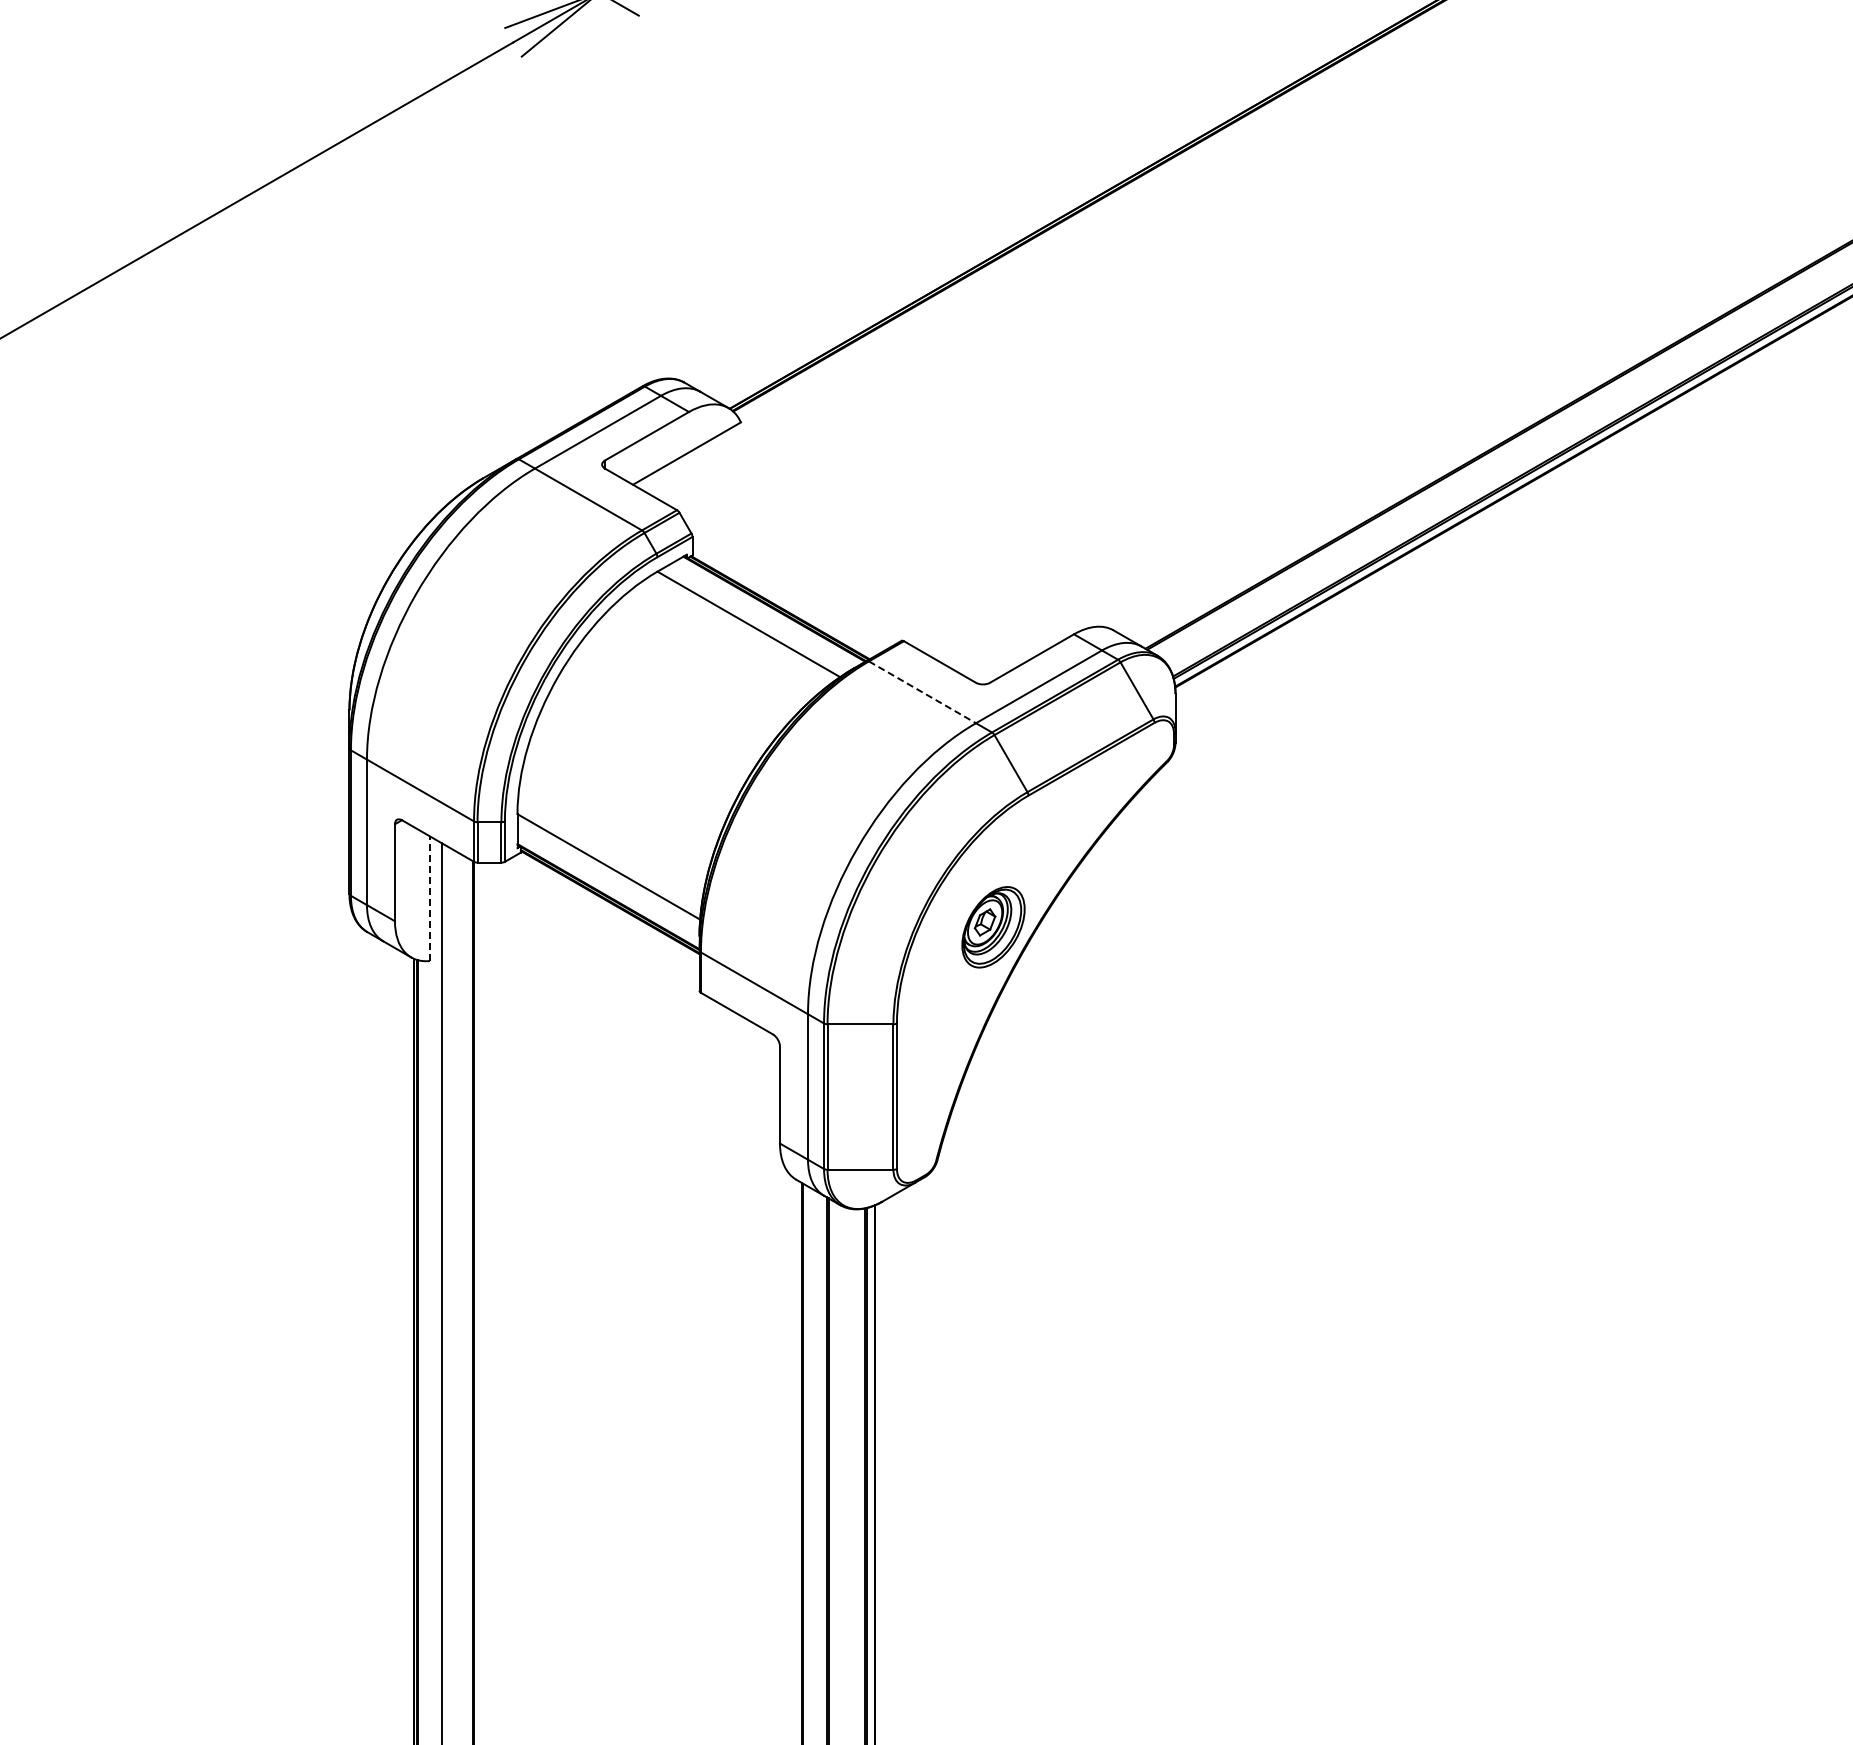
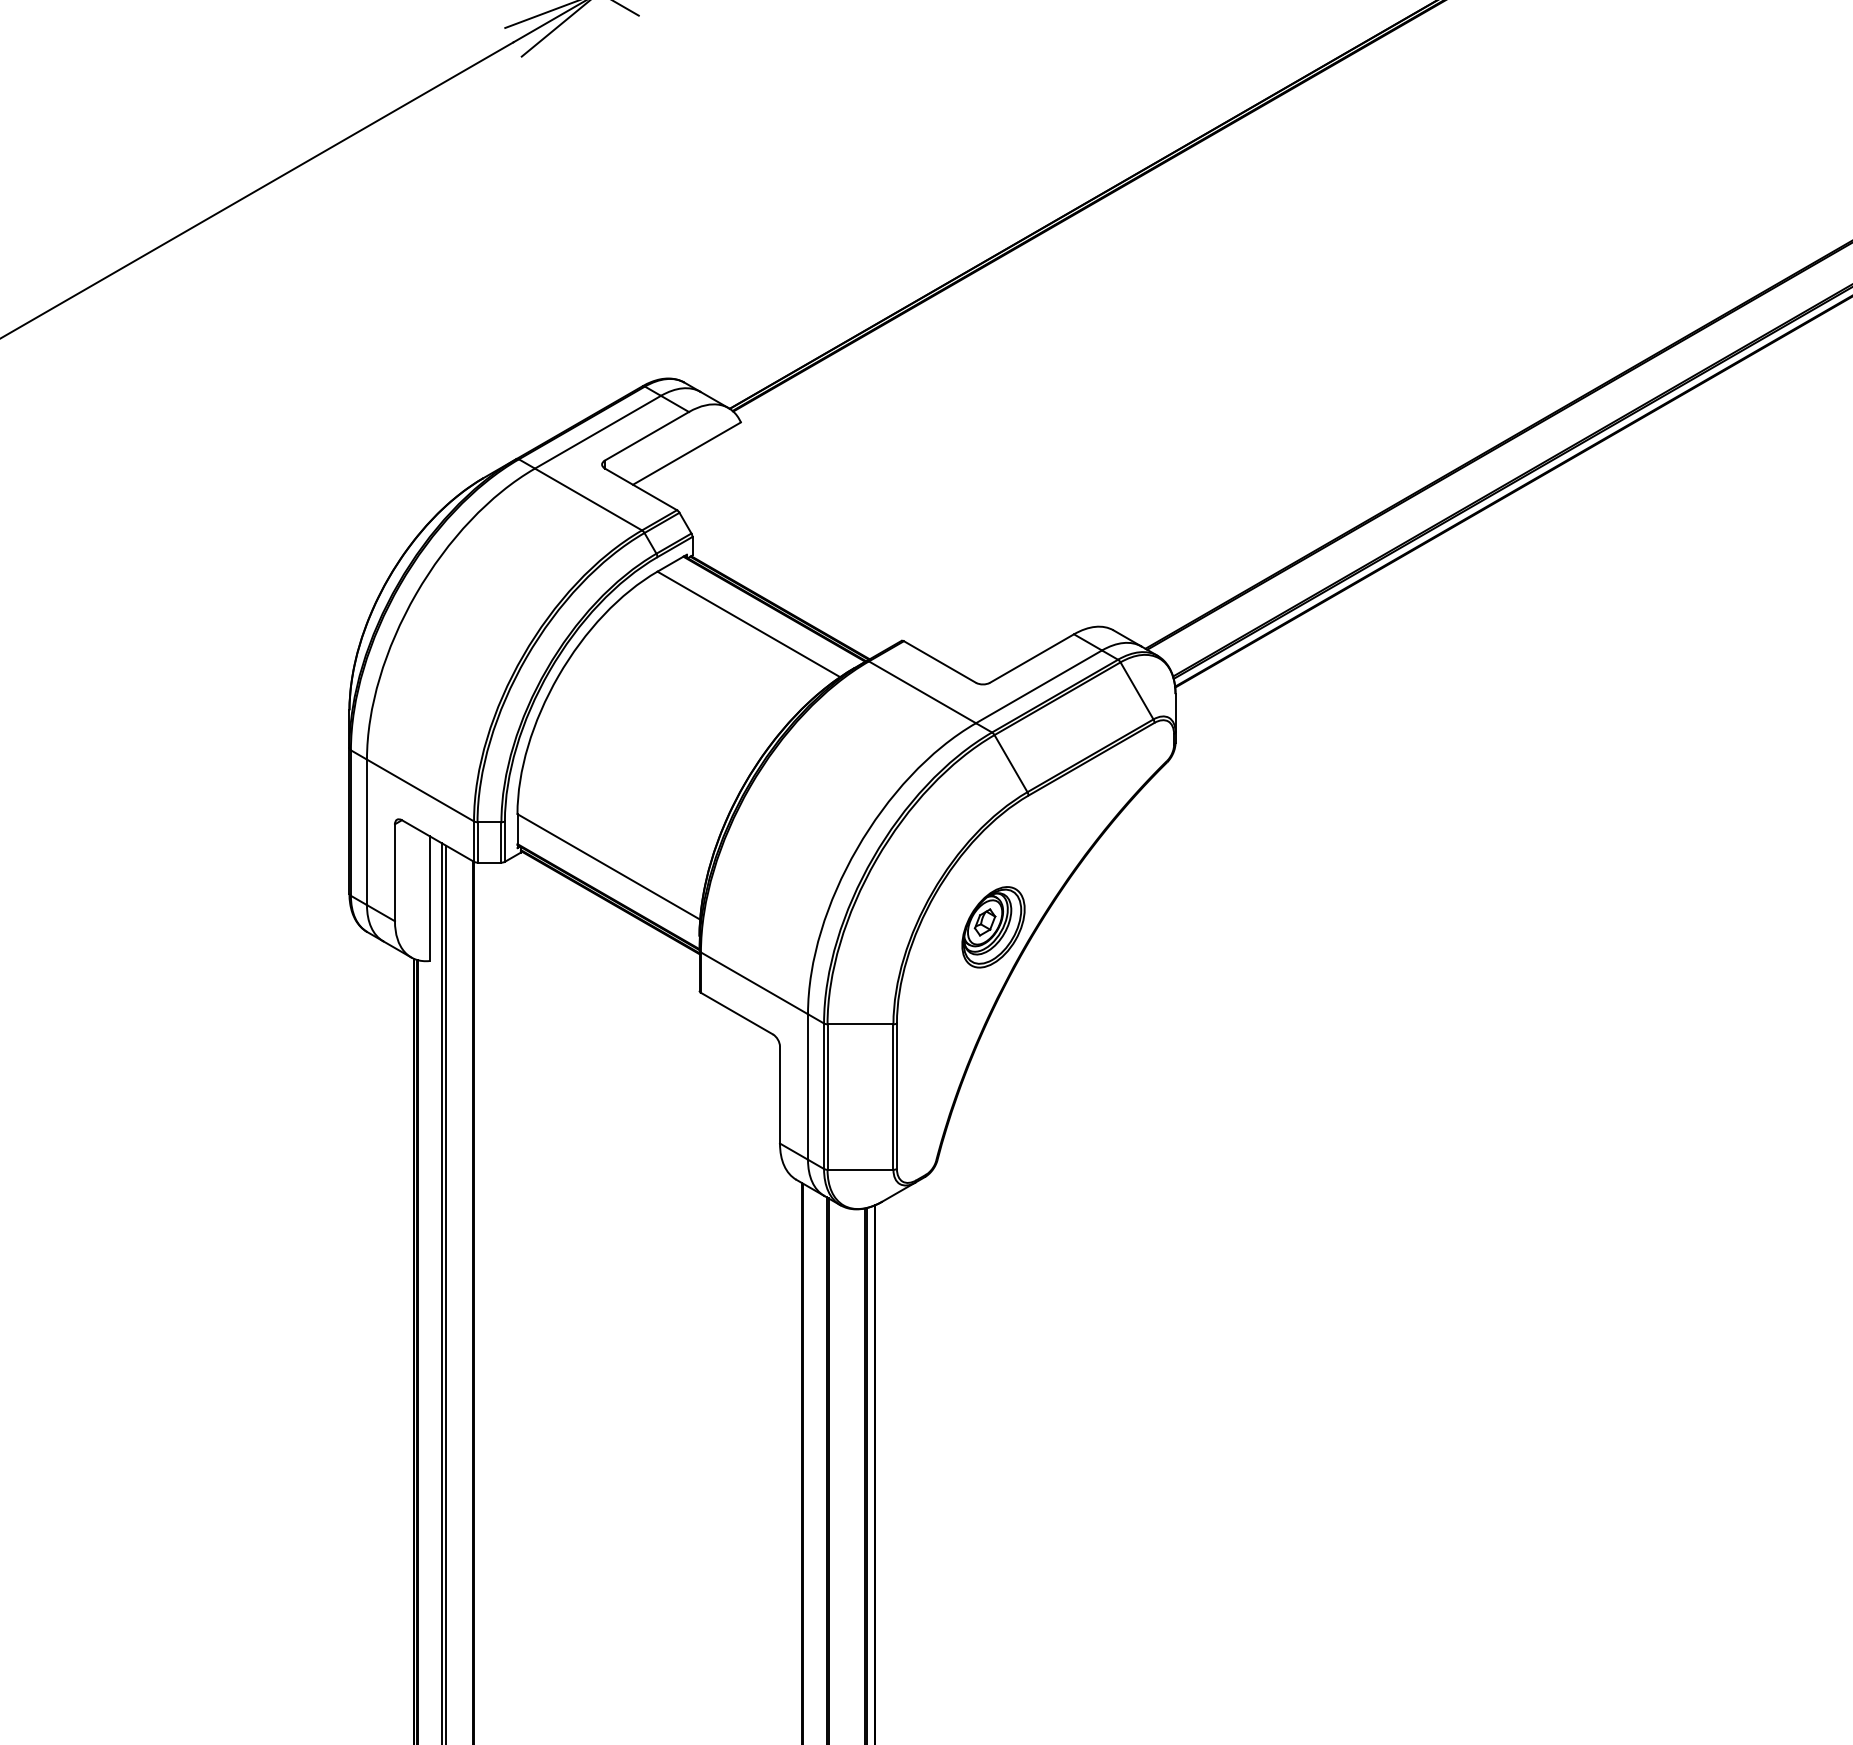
line: dashed -> solid (922, 692)
line: dashed -> solid (429, 898)
line: none -> present (446, 1293)
